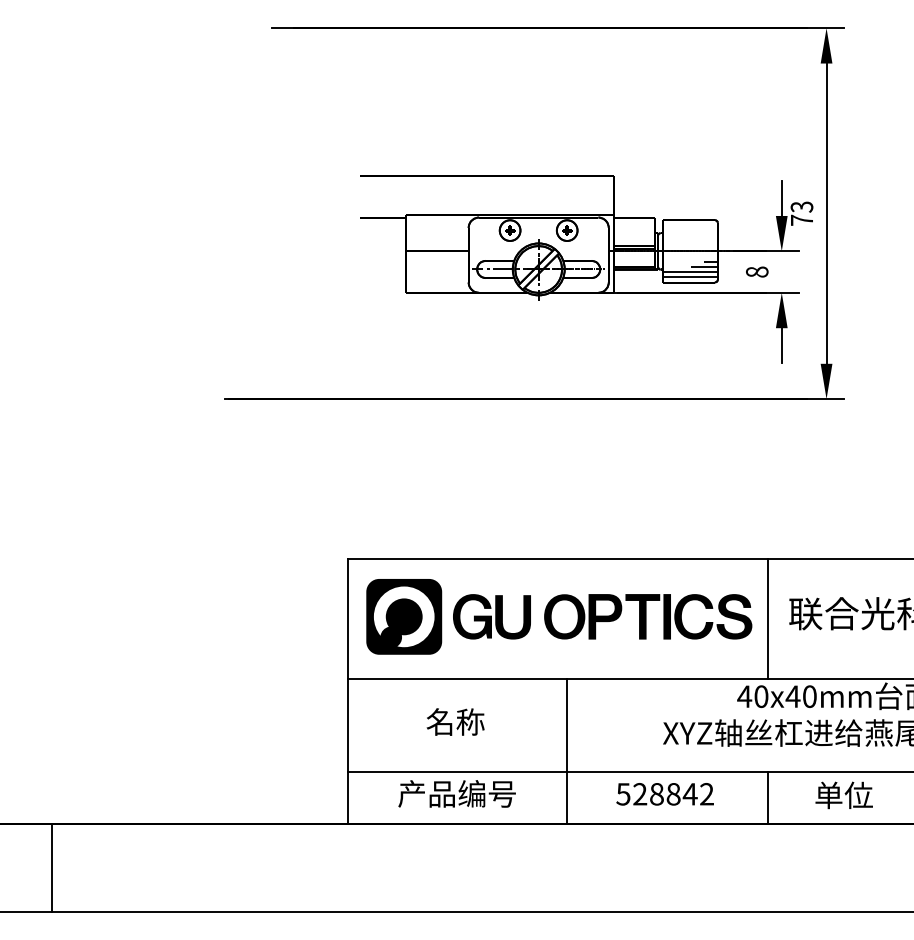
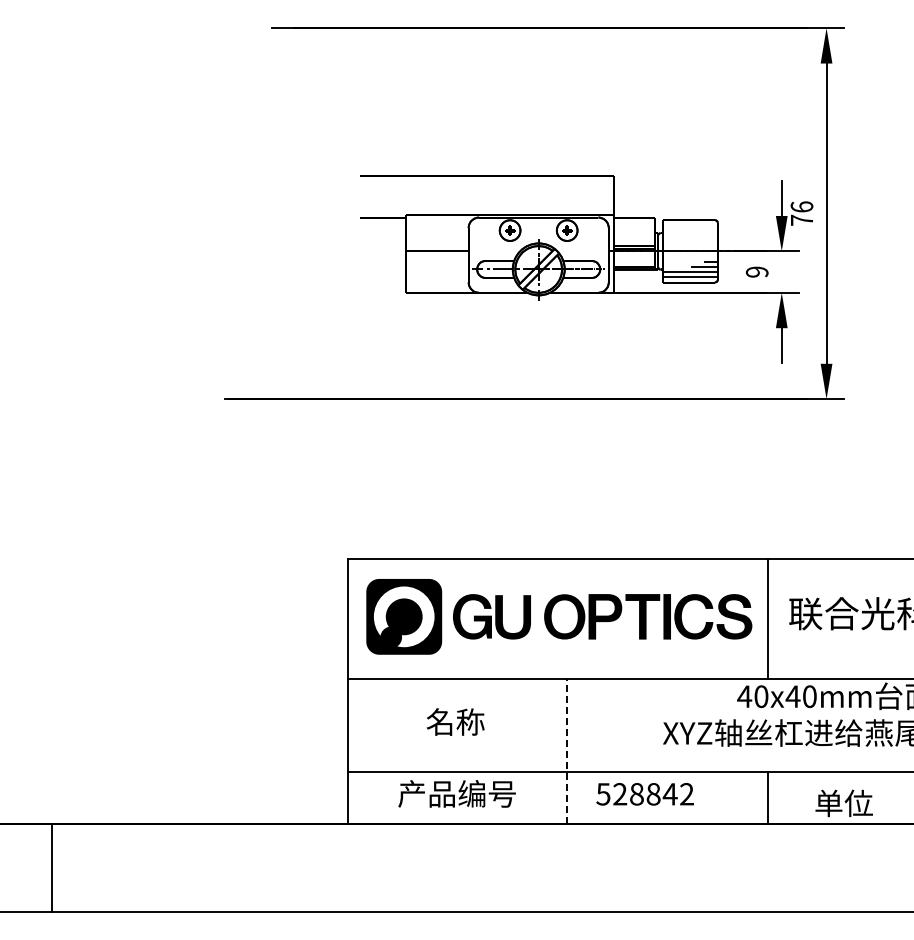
text: 73 -> 76 (801, 206)
text: 8 -> 9 (757, 271)
line: solid -> dashed (566, 751)
text position: (664, 794) -> (644, 794) (644, 794)
text position: (843, 795) -> (843, 803) (843, 803)
